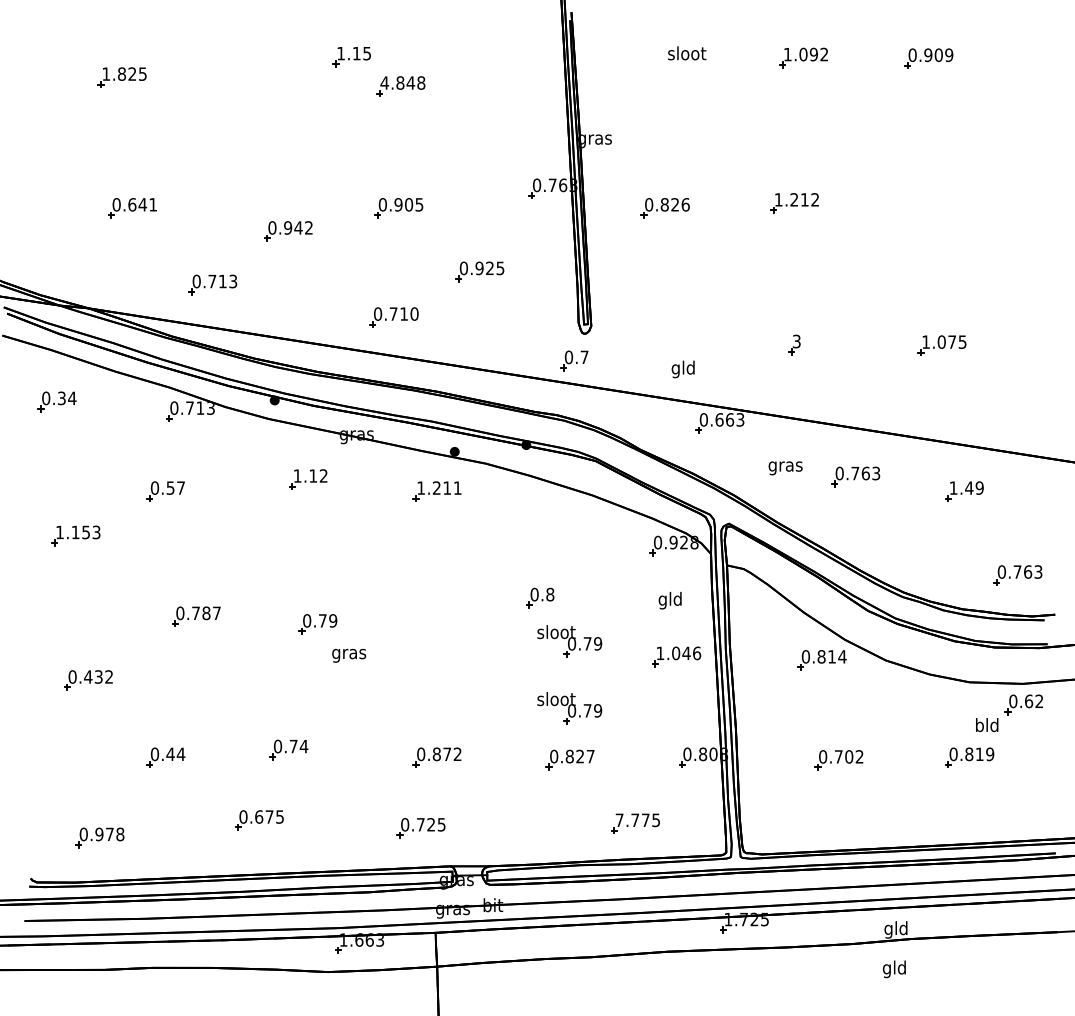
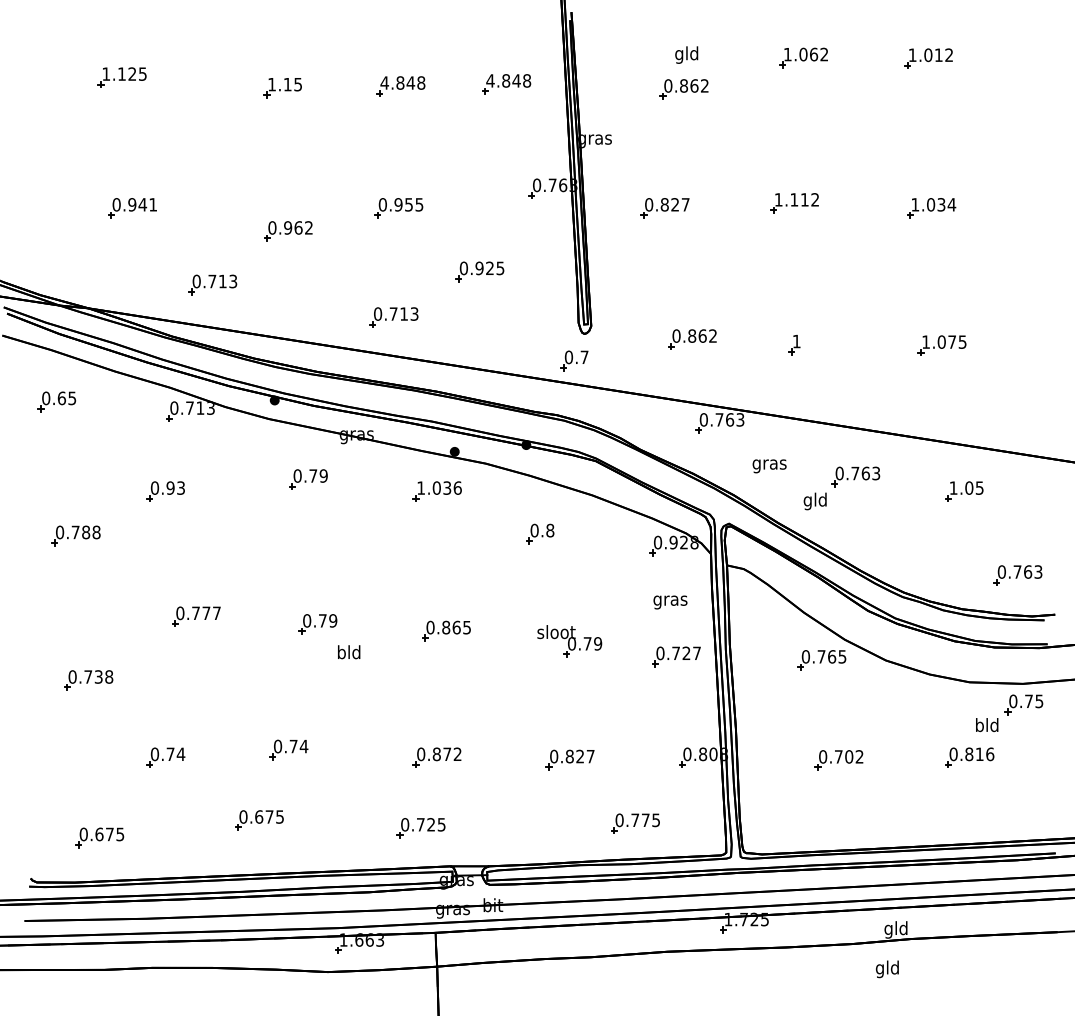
text: sloot -> gld (687, 54)
text: 1.092 -> 1.062 (813, 54)
text: 0.909 -> 1.012 (930, 55)
part position: (351, 57) -> (282, 88) (282, 88)
text: 1.825 -> 1.125 (121, 73)
part: none -> present (506, 84)
part: none -> present (683, 89)
text: 1.212 -> 1.112 (794, 199)
text: 0.641 -> 0.941 (132, 204)
text: 0.905 -> 0.955 (409, 204)
text: 0.826 -> 0.827 (685, 204)
part: none -> present (931, 208)
text: 0.942 -> 0.962 (298, 227)
text: 0.710 -> 0.713 (414, 313)
part: none -> present (692, 339)
text: 3 -> 1 (796, 341)
text position: (682, 369) -> (814, 501) (814, 501)
text: 0.34 -> 0.65 (66, 398)
text: 0.663 -> 0.763 (719, 419)
text position: (785, 468) -> (769, 466) (769, 466)
text: 1.12 -> 0.79 (310, 475)
text: 0.57 -> 0.93 (175, 487)
text: 1.211 -> 1.036 (446, 487)
text: 1.49 -> 1.05 (974, 487)
text: 1.153 -> 0.788 (78, 532)
part position: (540, 597) -> (540, 533) (540, 533)
text: gld -> gras (670, 600)
text: 0.787 -> 0.777 (206, 613)
part: none -> present (446, 630)
text: gras -> bld (349, 653)
text: 1.046 -> 0.727 (678, 653)
text: 0.814 -> 0.765 (831, 656)
text: 0.432 -> 0.738 (98, 676)
text: 0.62 -> 0.75 (1034, 701)
part: present -> none (569, 708)
text: 0.44 -> 0.74 (170, 753)
text: 0.819 -> 0.816 (990, 754)
text: 7.775 -> 0.775 (619, 820)
text: 0.978 -> 0.675 (109, 834)
text position: (894, 969) -> (887, 969) (887, 969)
